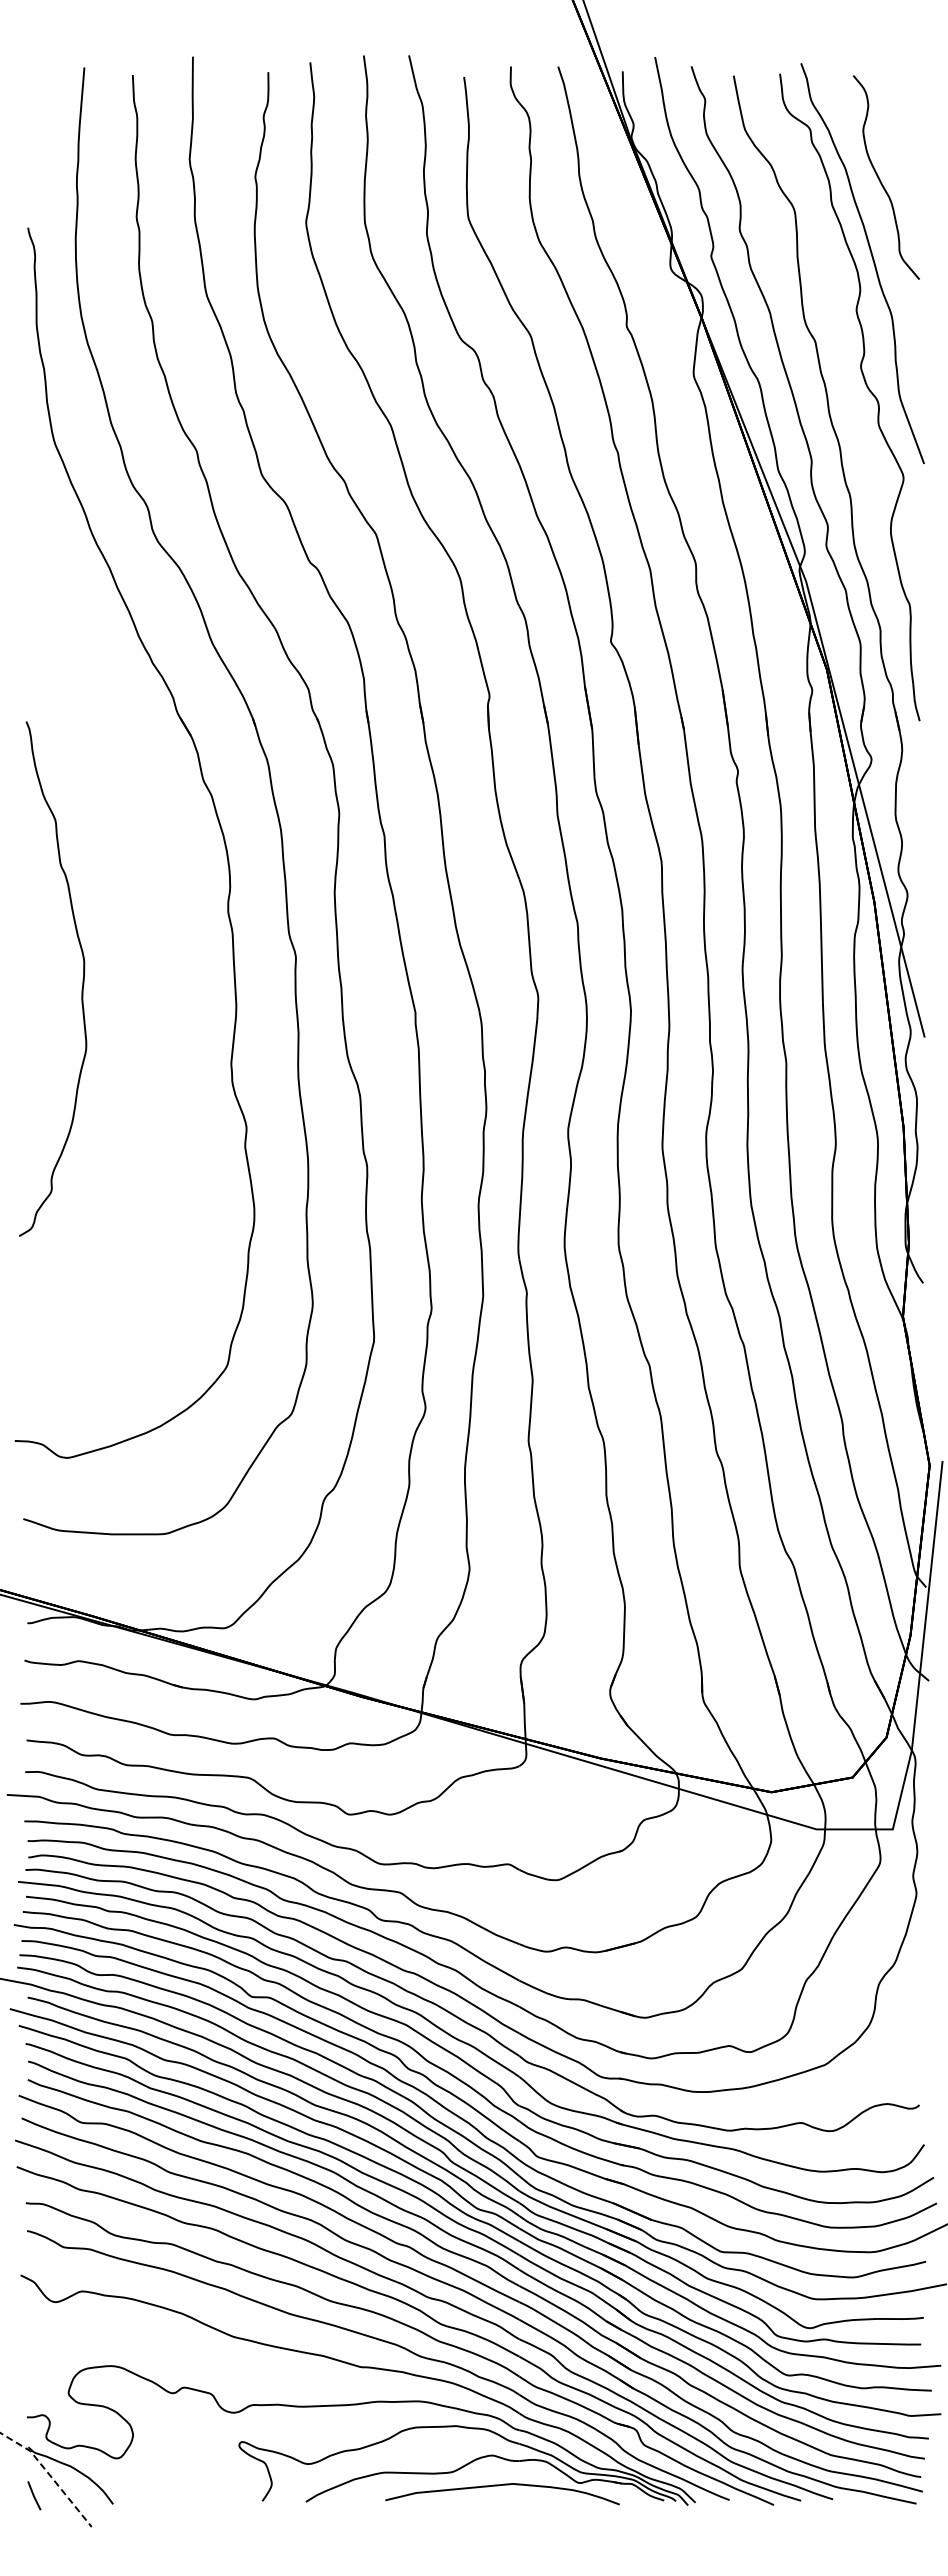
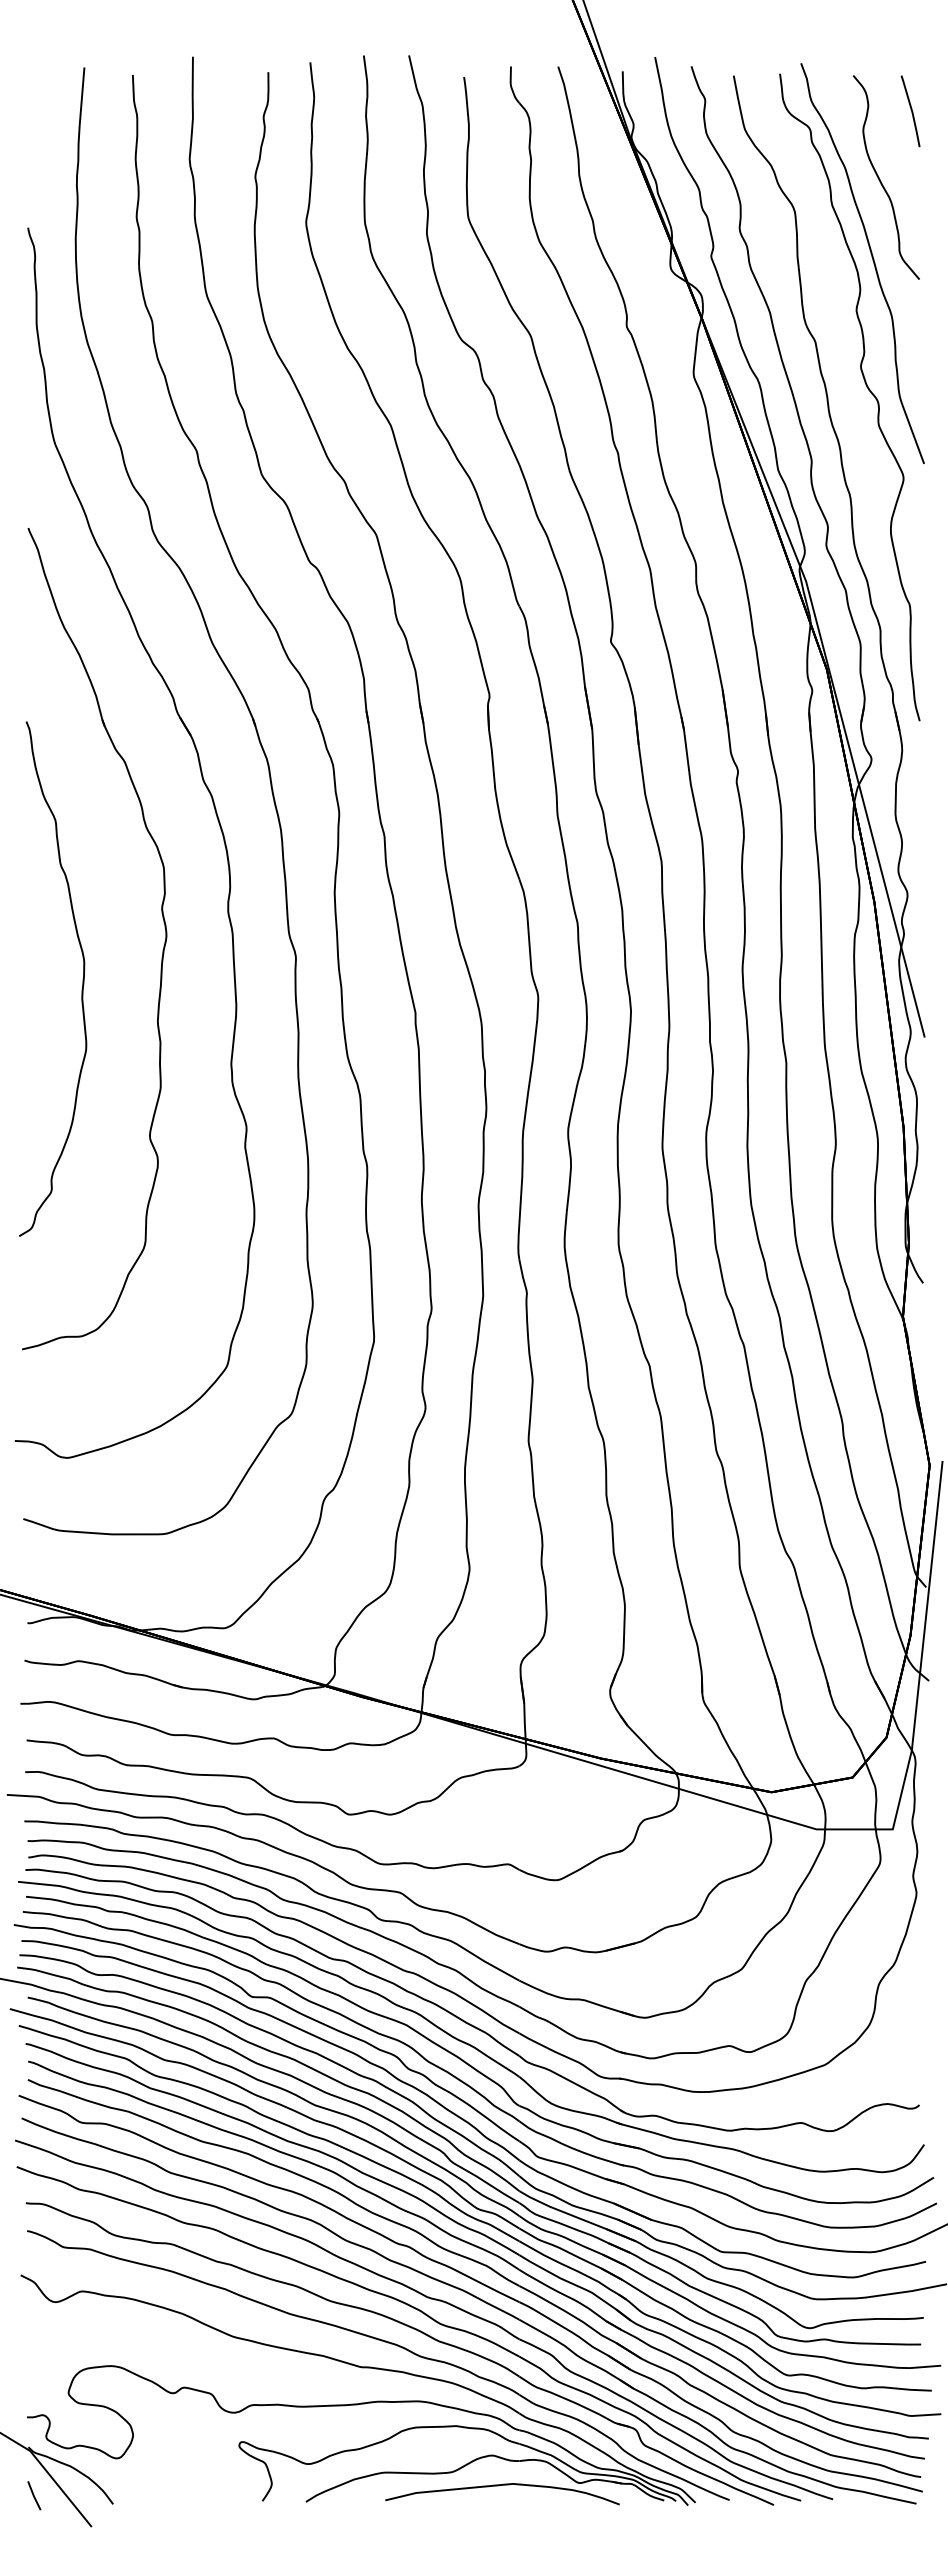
line: none -> present (911, 111)
part: none -> present (162, 950)
line: dashed -> solid (49, 2475)
